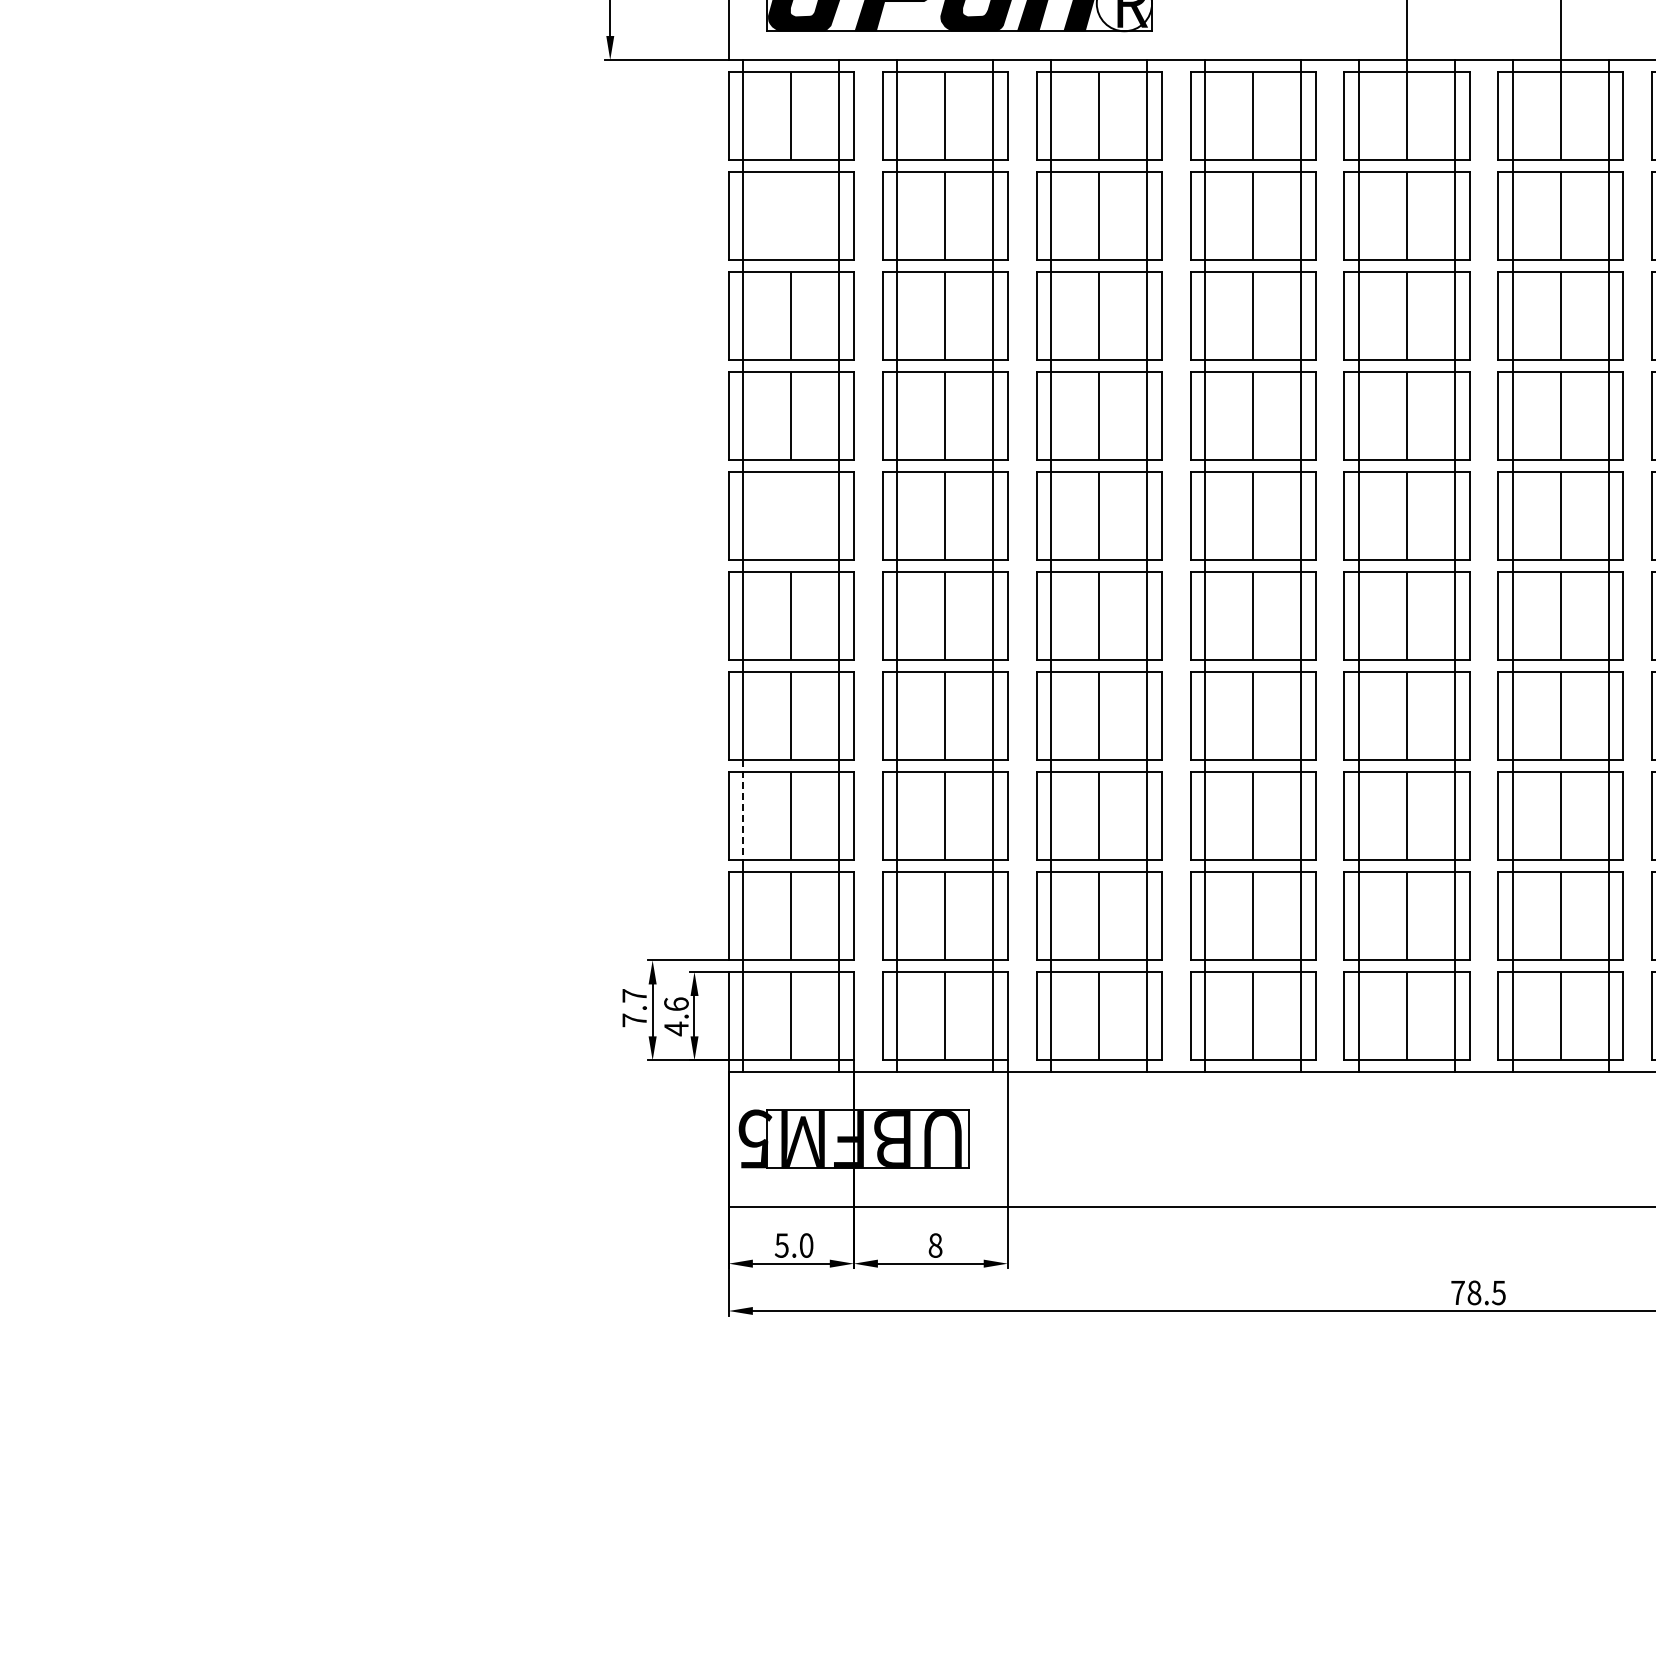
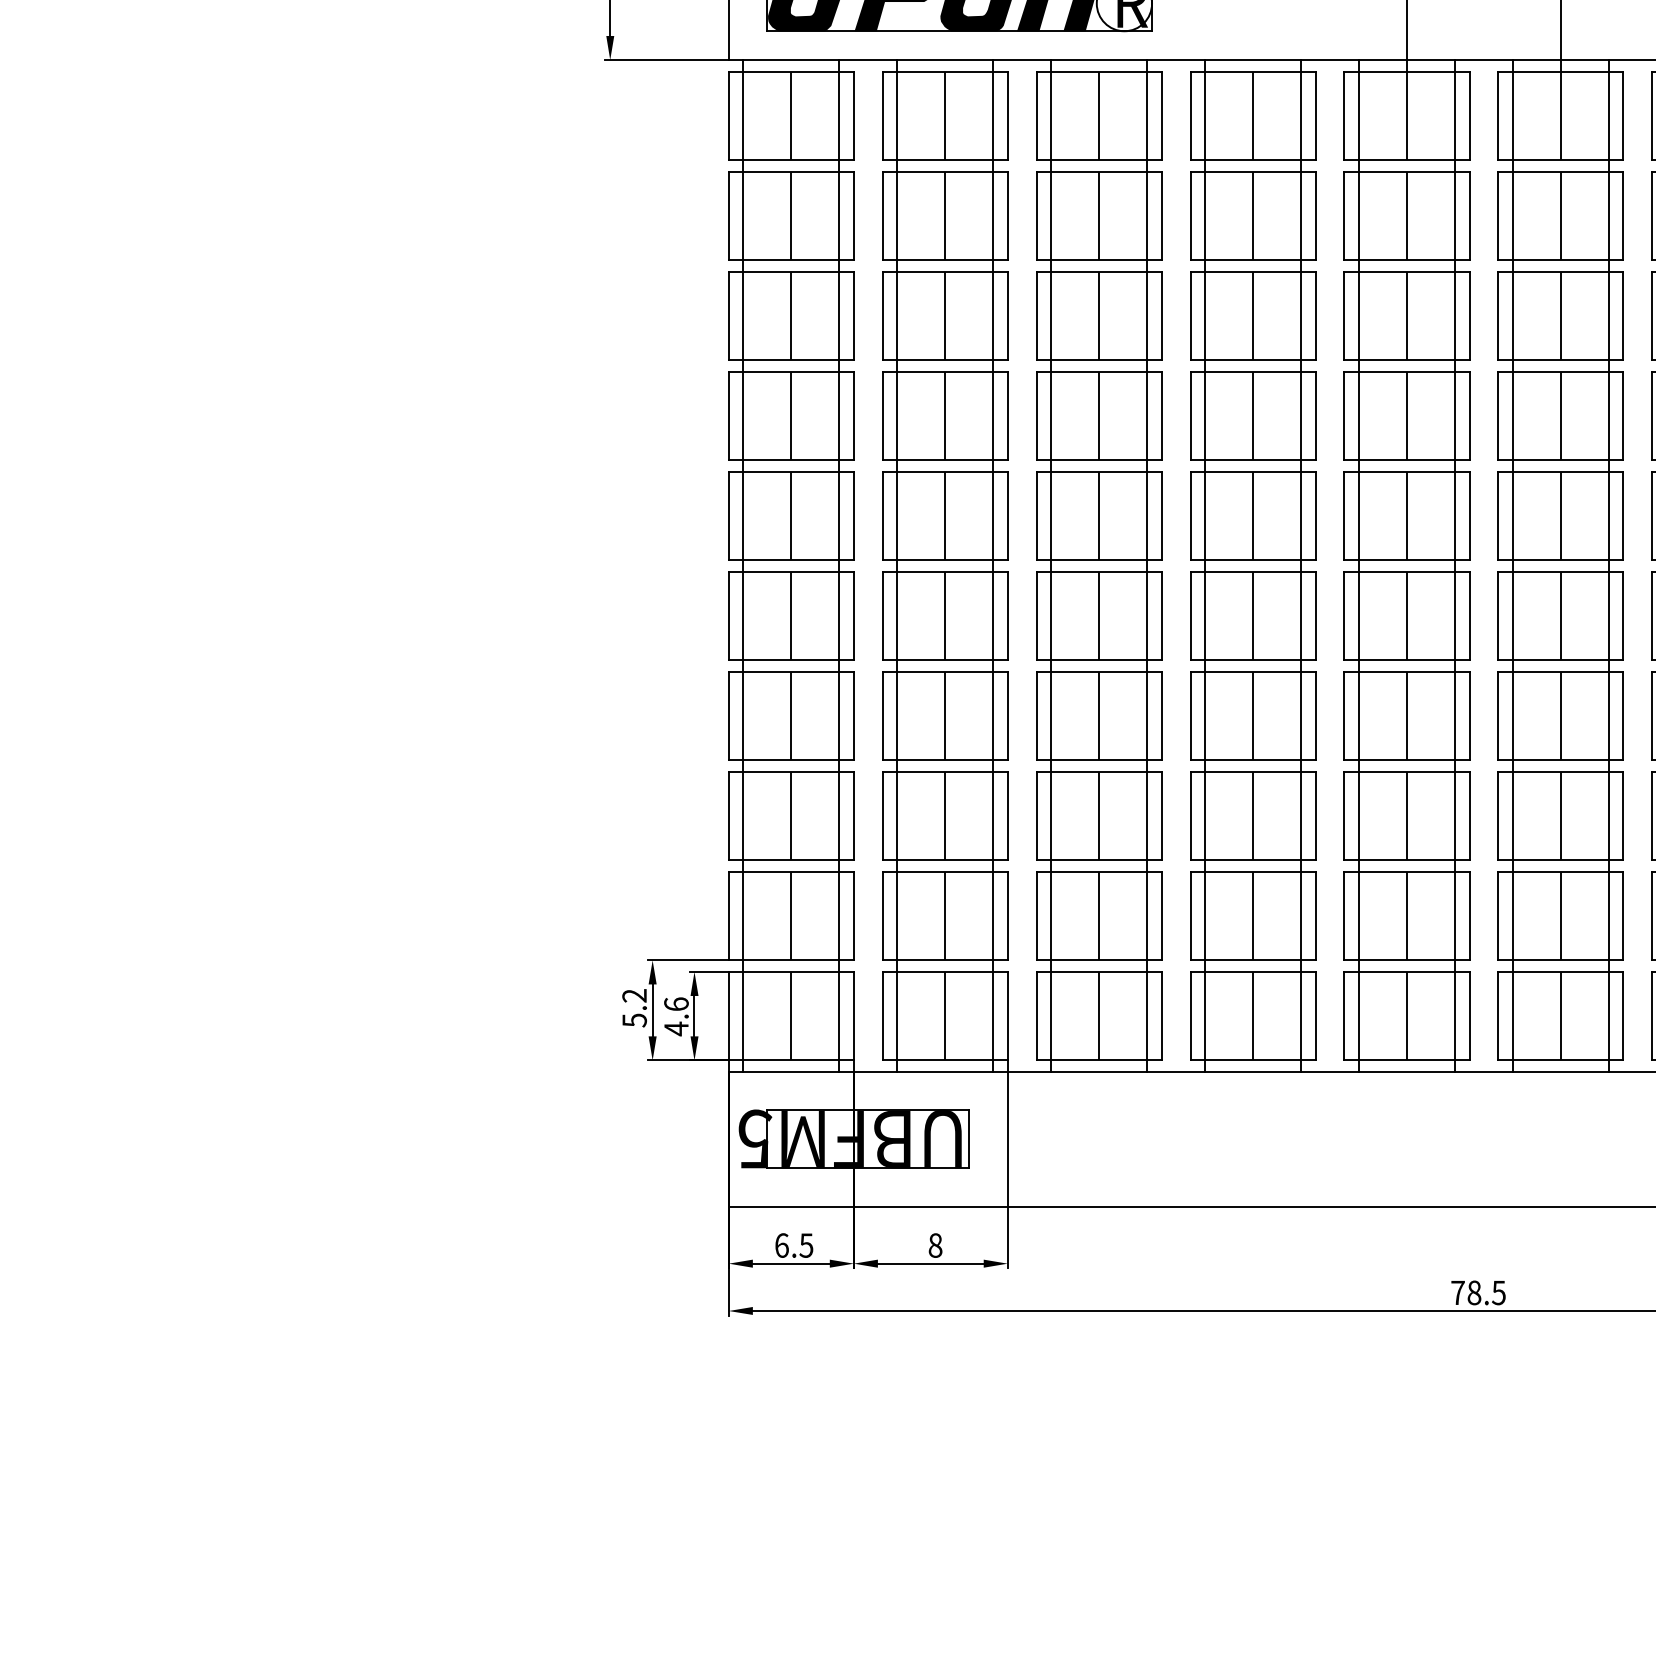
line: none -> present (791, 215)
line: none -> present (791, 515)
line: dashed -> solid (743, 810)
text: 7.7 -> 5.2 (634, 1008)
text: 5.0 -> 6.5 (793, 1245)
